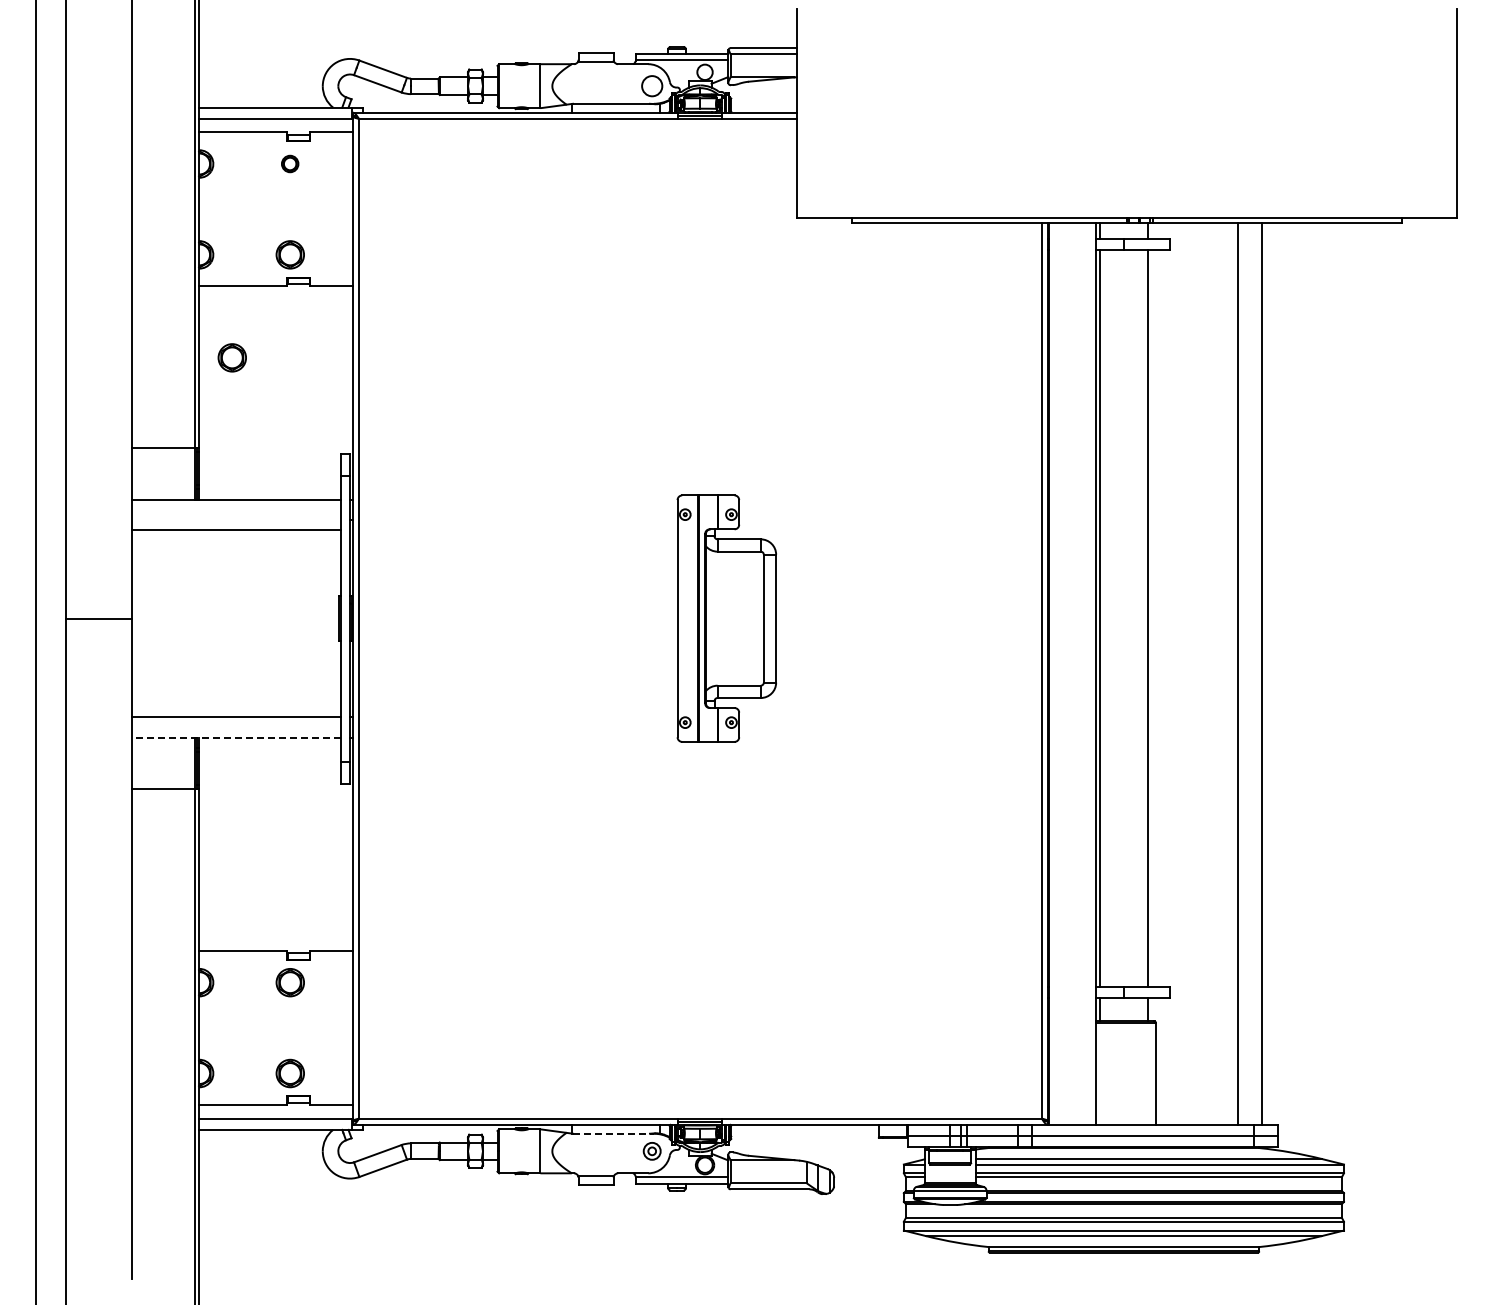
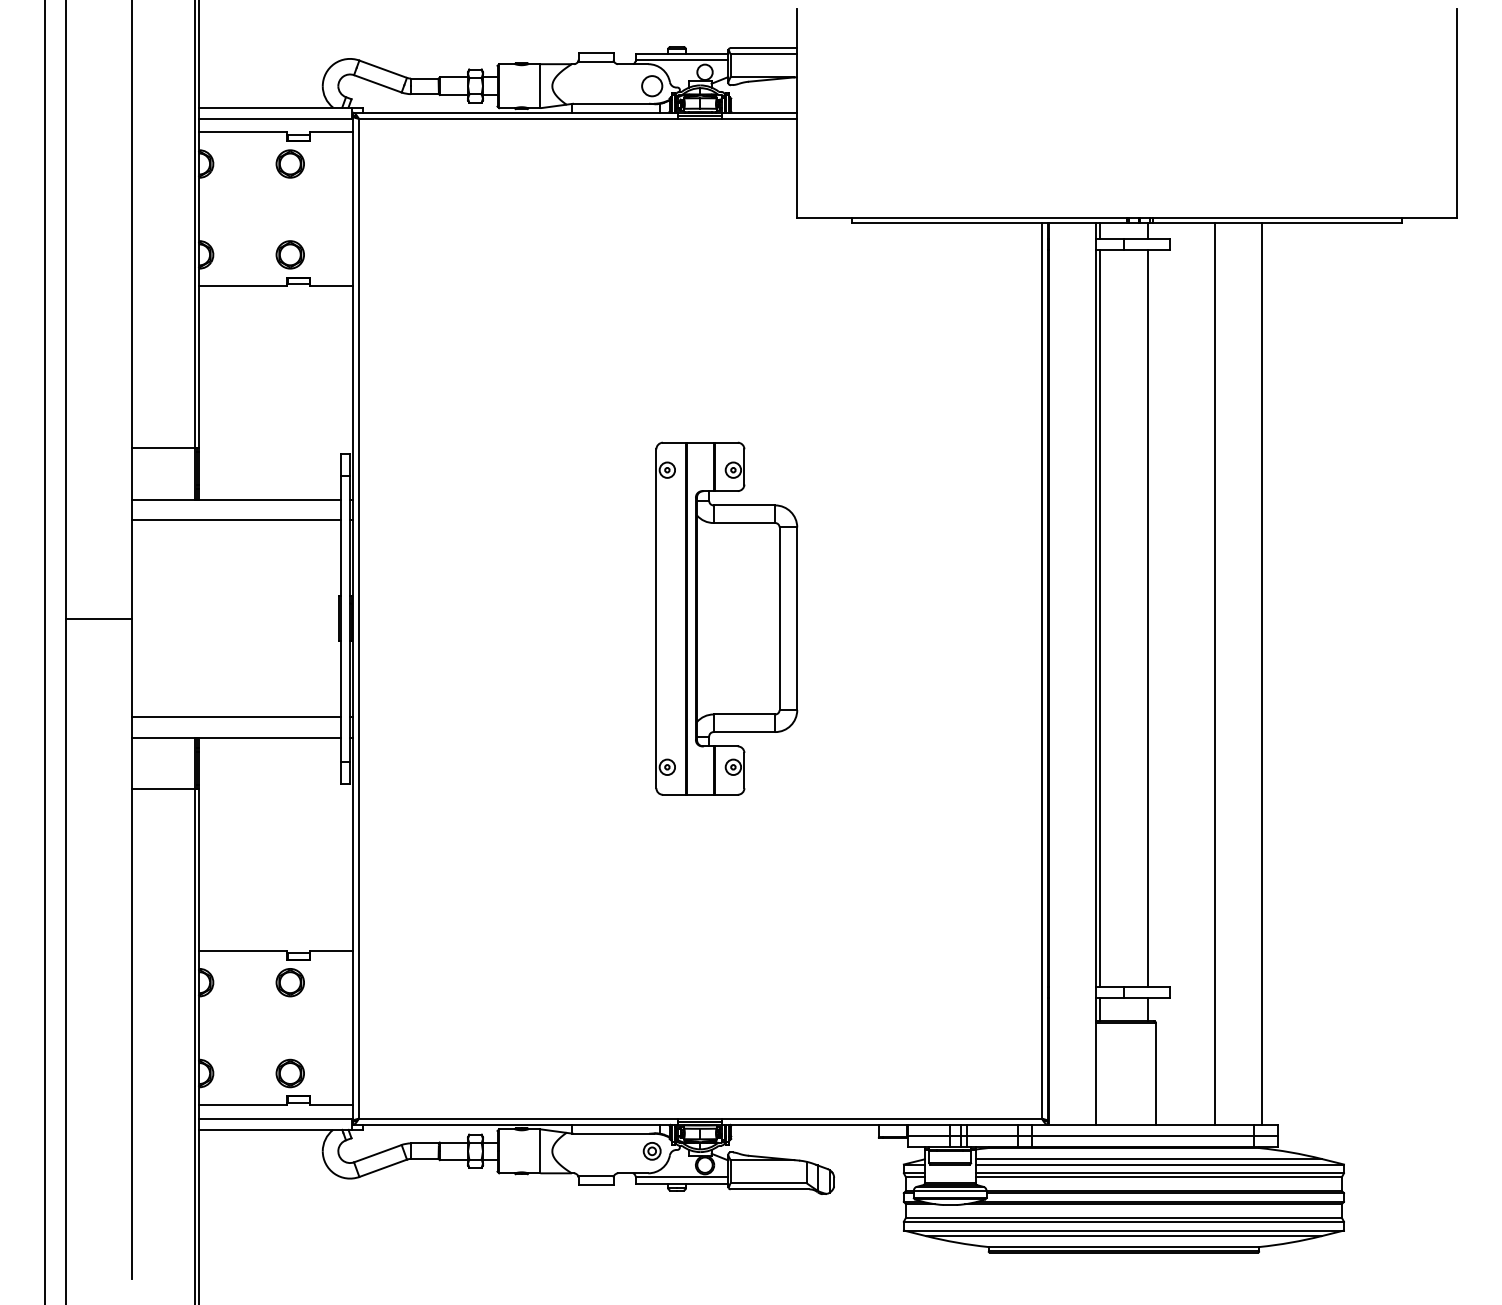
part size: 19x20 px -> 30x30 px (289, 163)
part: present -> none (231, 357)
line position: (236, 530) -> (236, 520) (236, 520)
part size: 101x249 px -> 144x355 px (726, 618)
line position: (36, 651) -> (45, 651) (45, 651)
line position: (1238, 673) -> (1215, 673) (1215, 673)
line: dashed -> solid (236, 737)
line: dashed -> solid (613, 1133)
